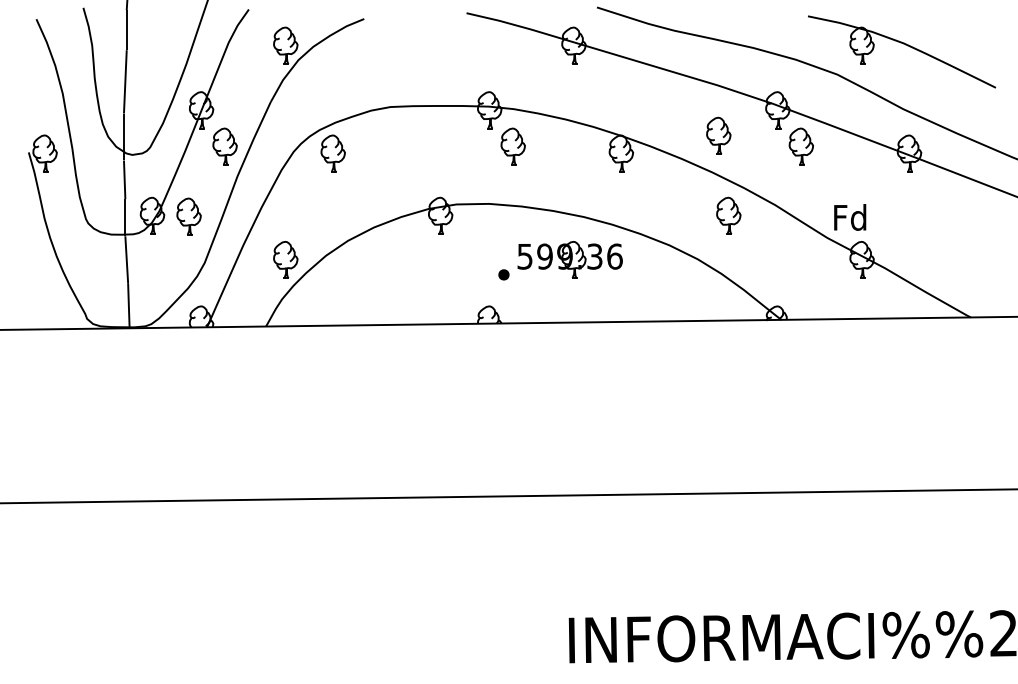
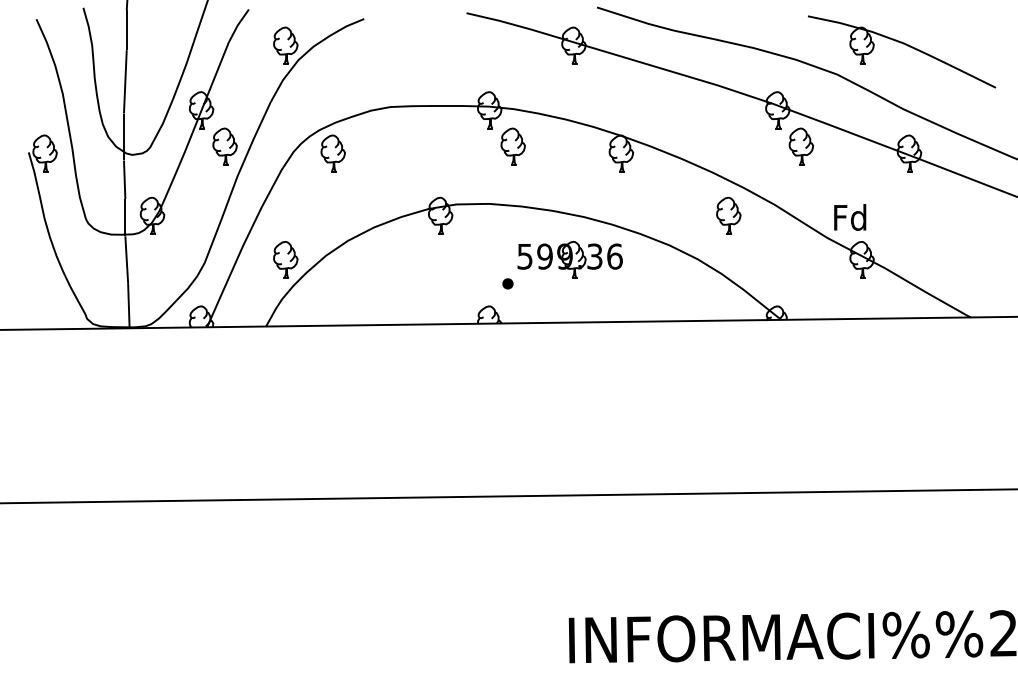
part: present -> none (718, 135)
part: present -> none (188, 216)
part position: (503, 274) -> (507, 283) (507, 283)
